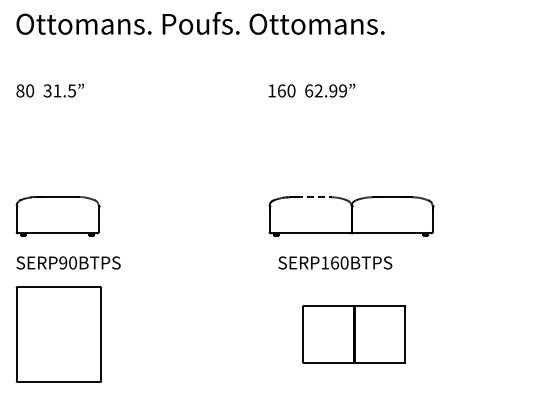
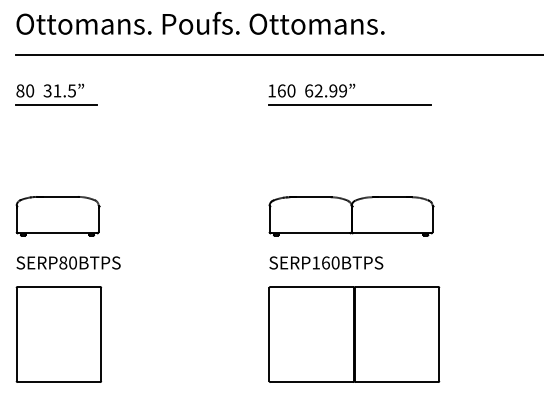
line: none -> present (278, 54)
line: none -> present (56, 105)
line: none -> present (350, 105)
line: dashed -> solid (314, 197)
text: SERP90BTPS -> SERP80BTPS (63, 262)
text position: (335, 262) -> (326, 262) (326, 262)
part size: 104x59 px -> 173x97 px (354, 334)
